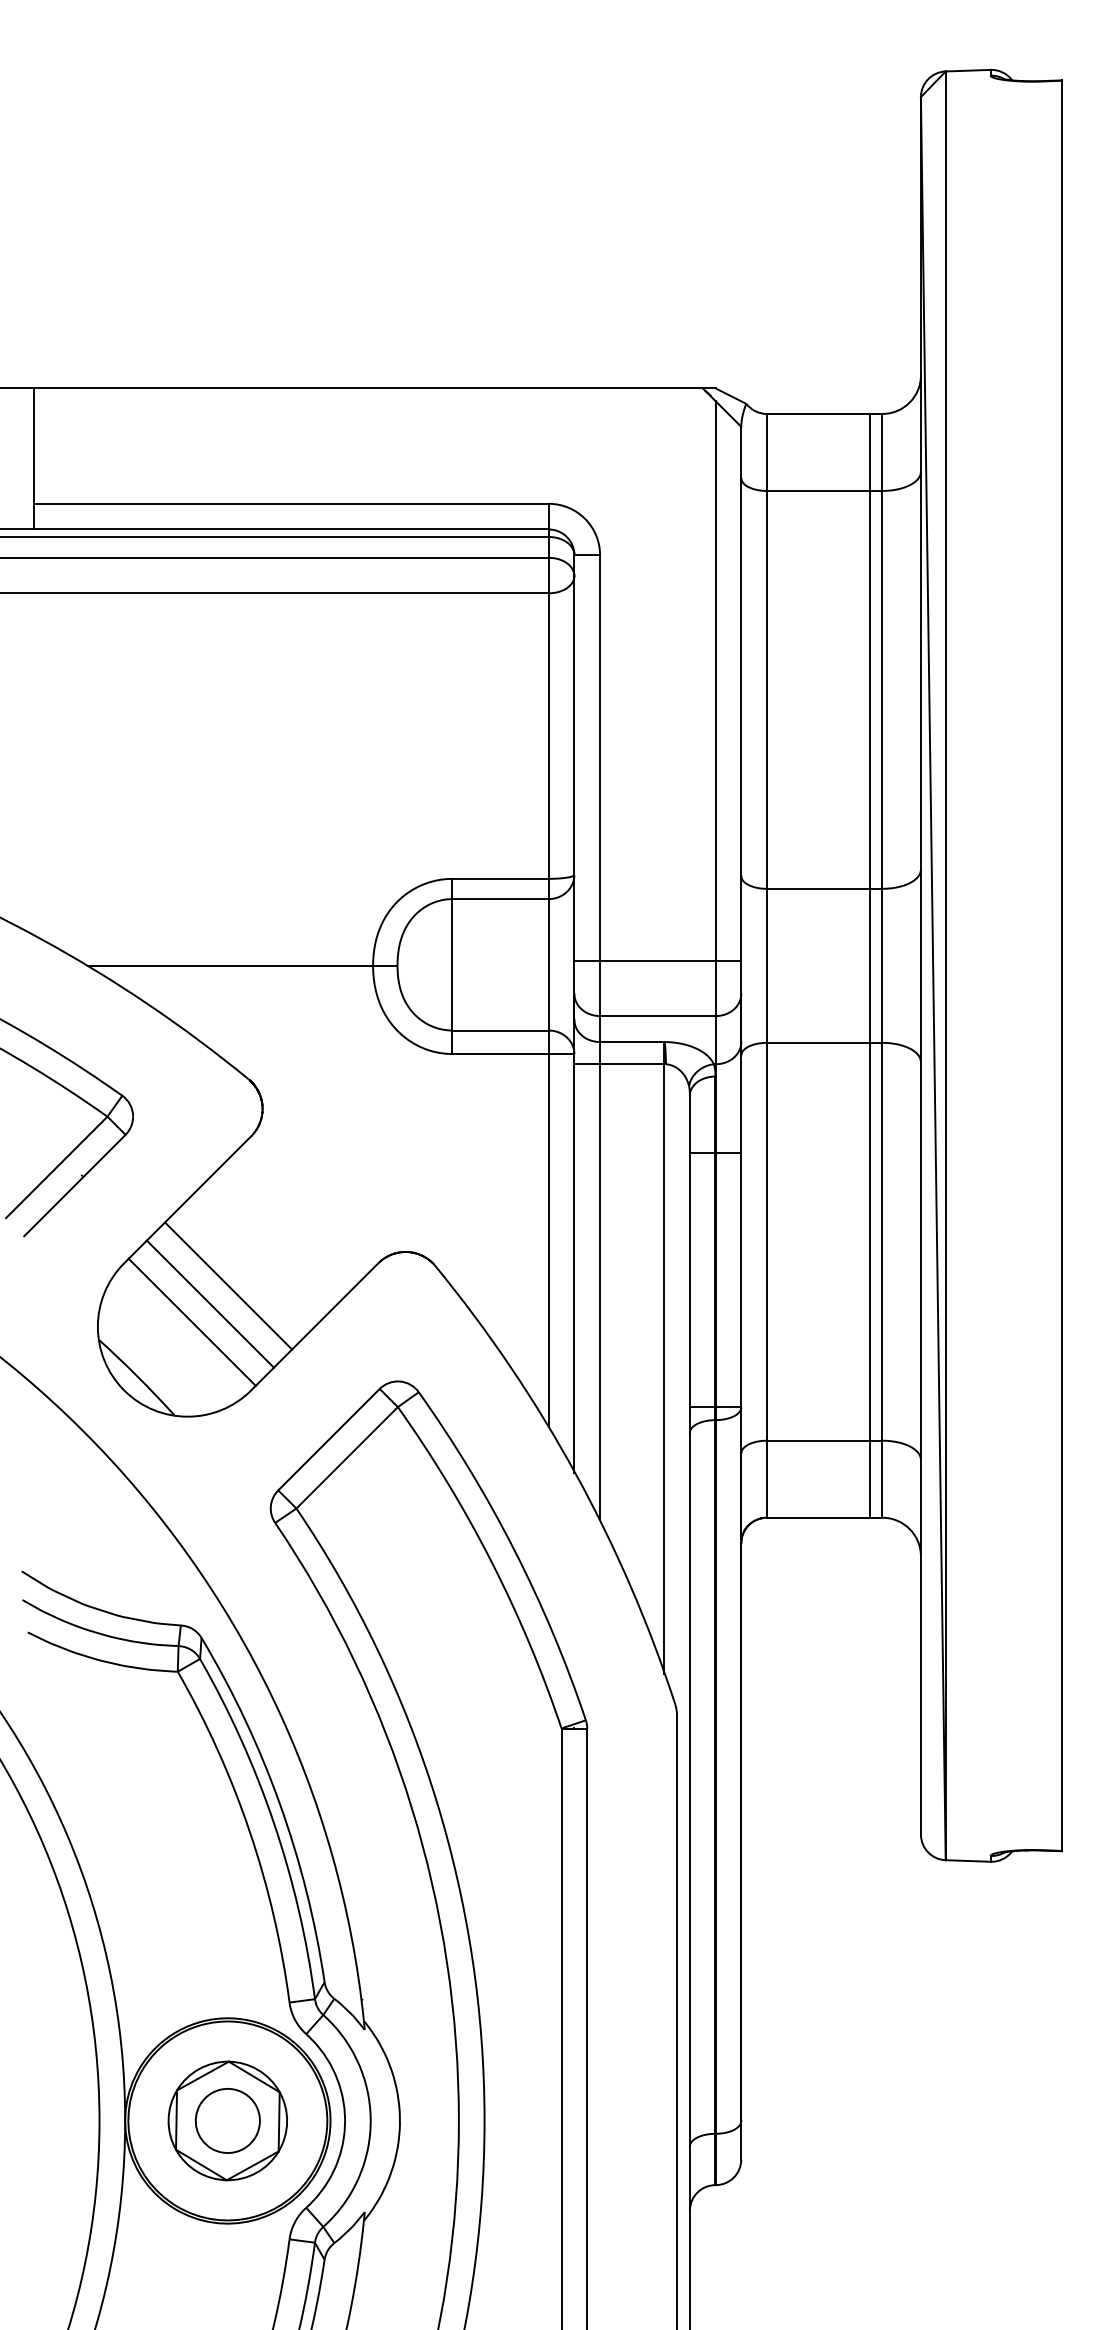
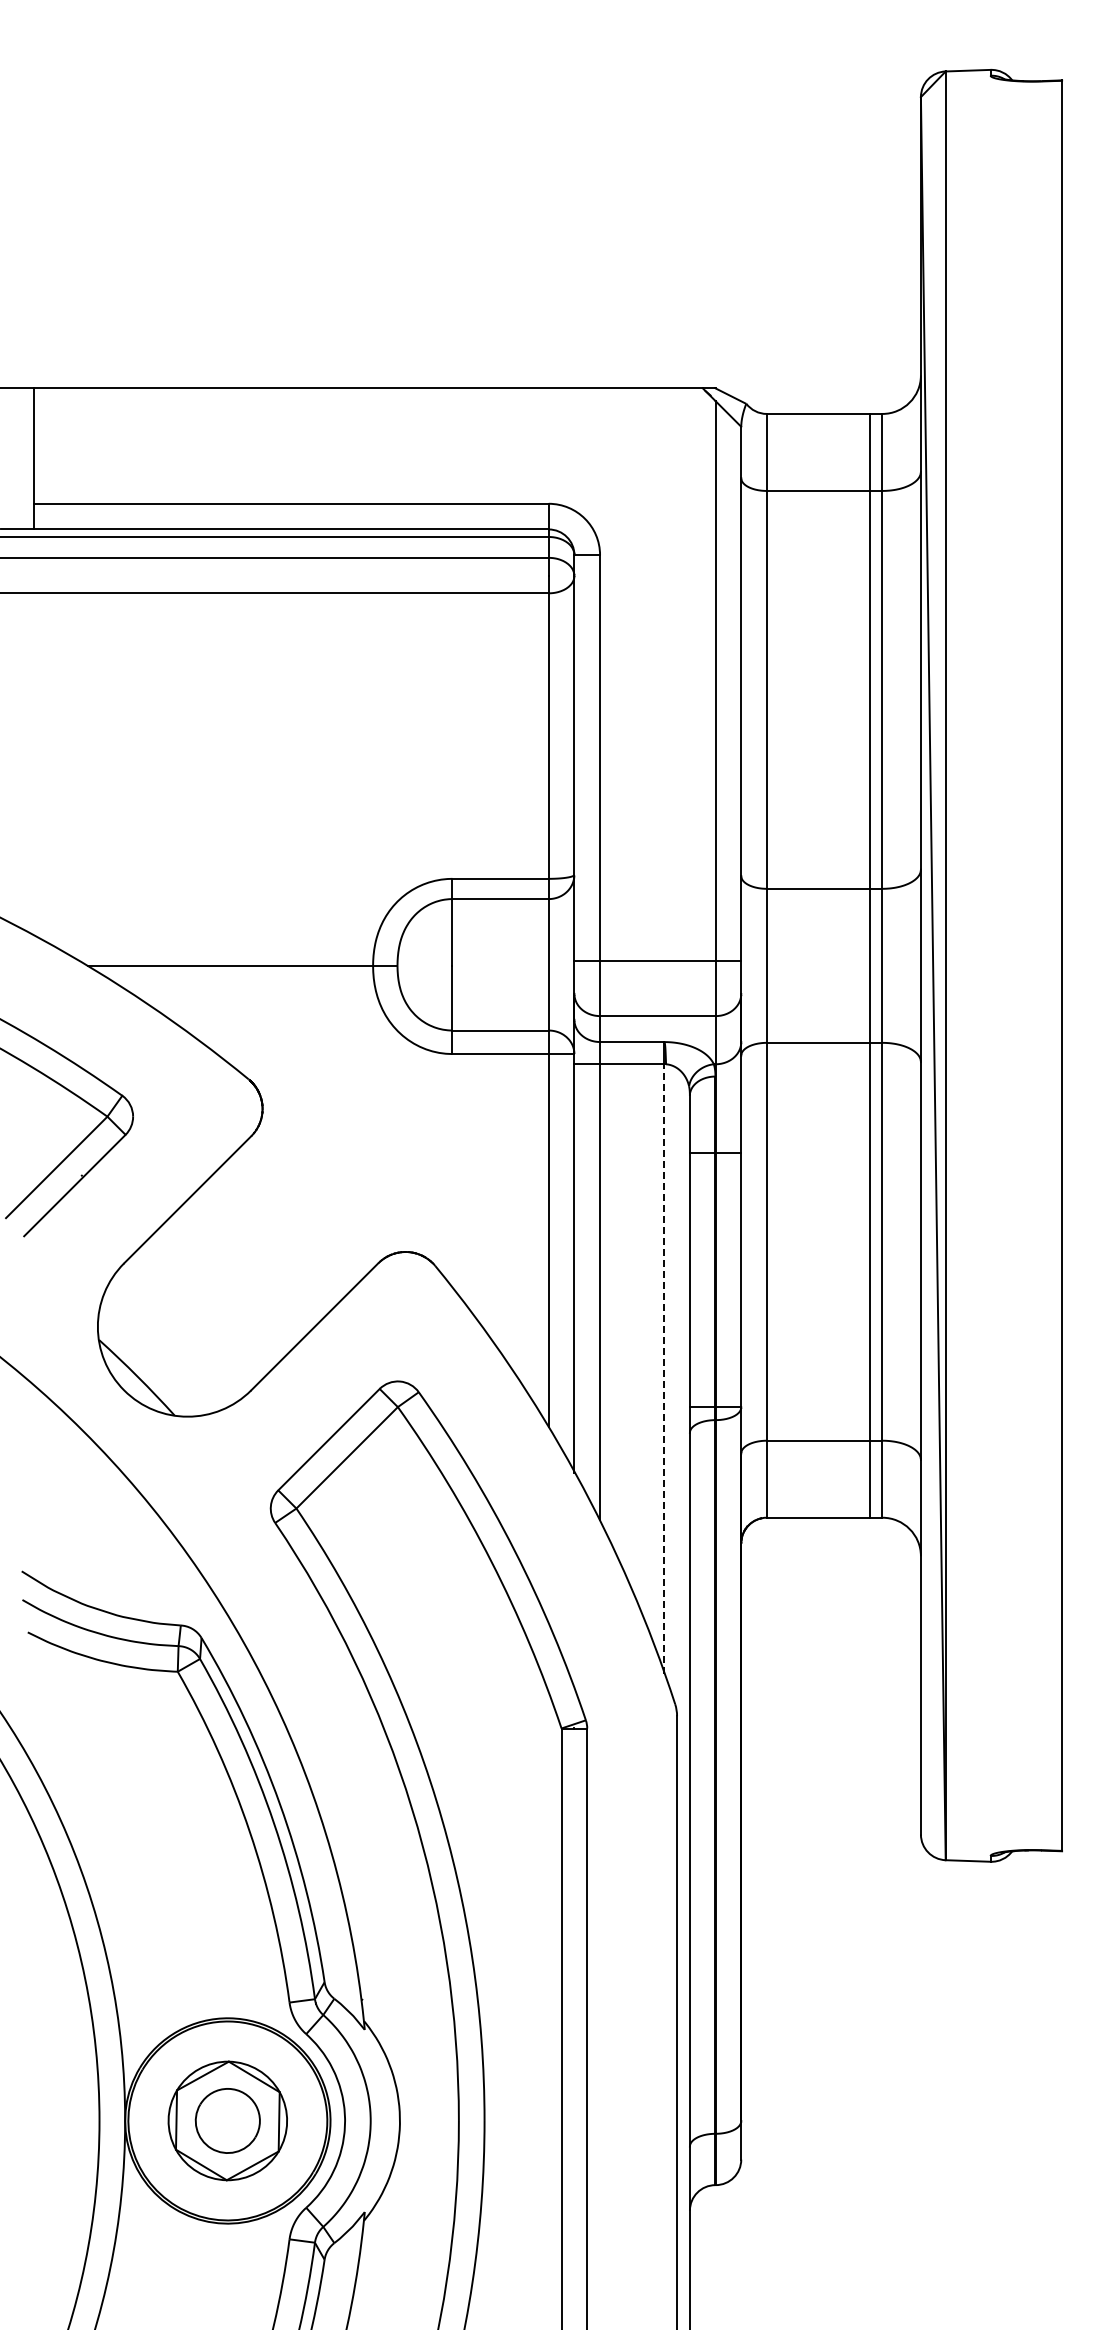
line: present -> none (228, 1285)
line: present -> none (209, 1303)
line: present -> none (191, 1321)
line: solid -> dashed (664, 1369)
